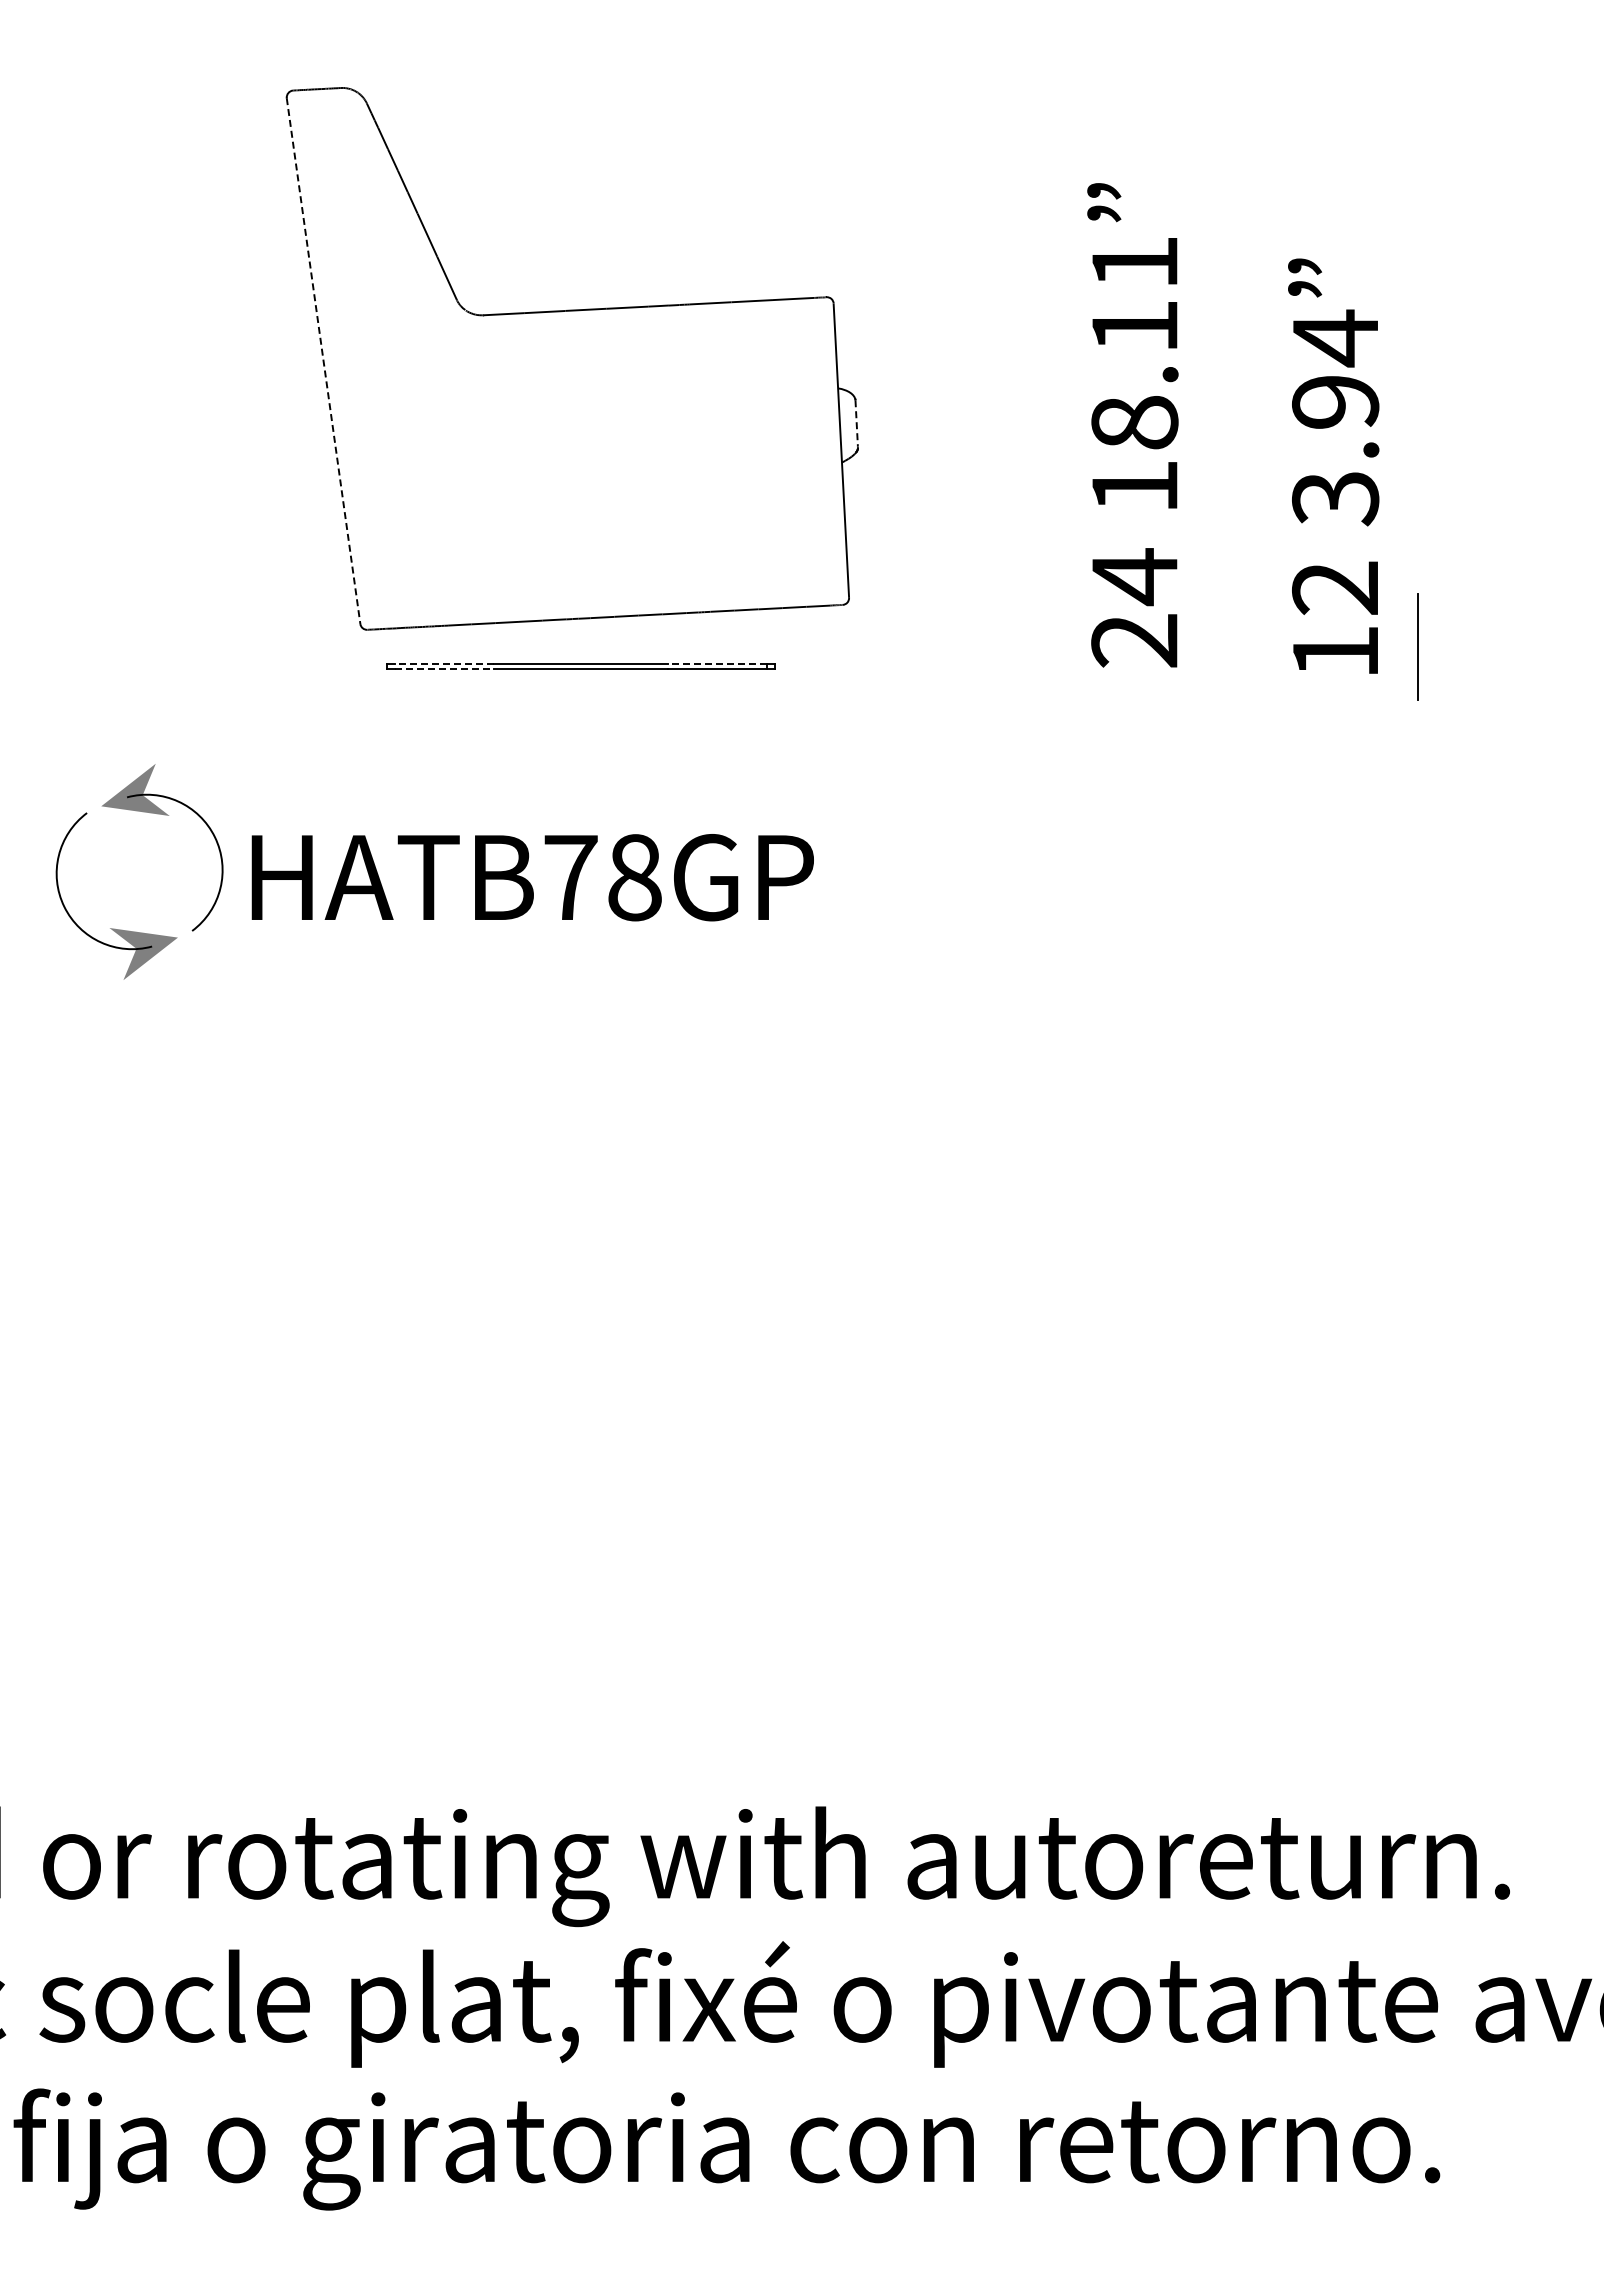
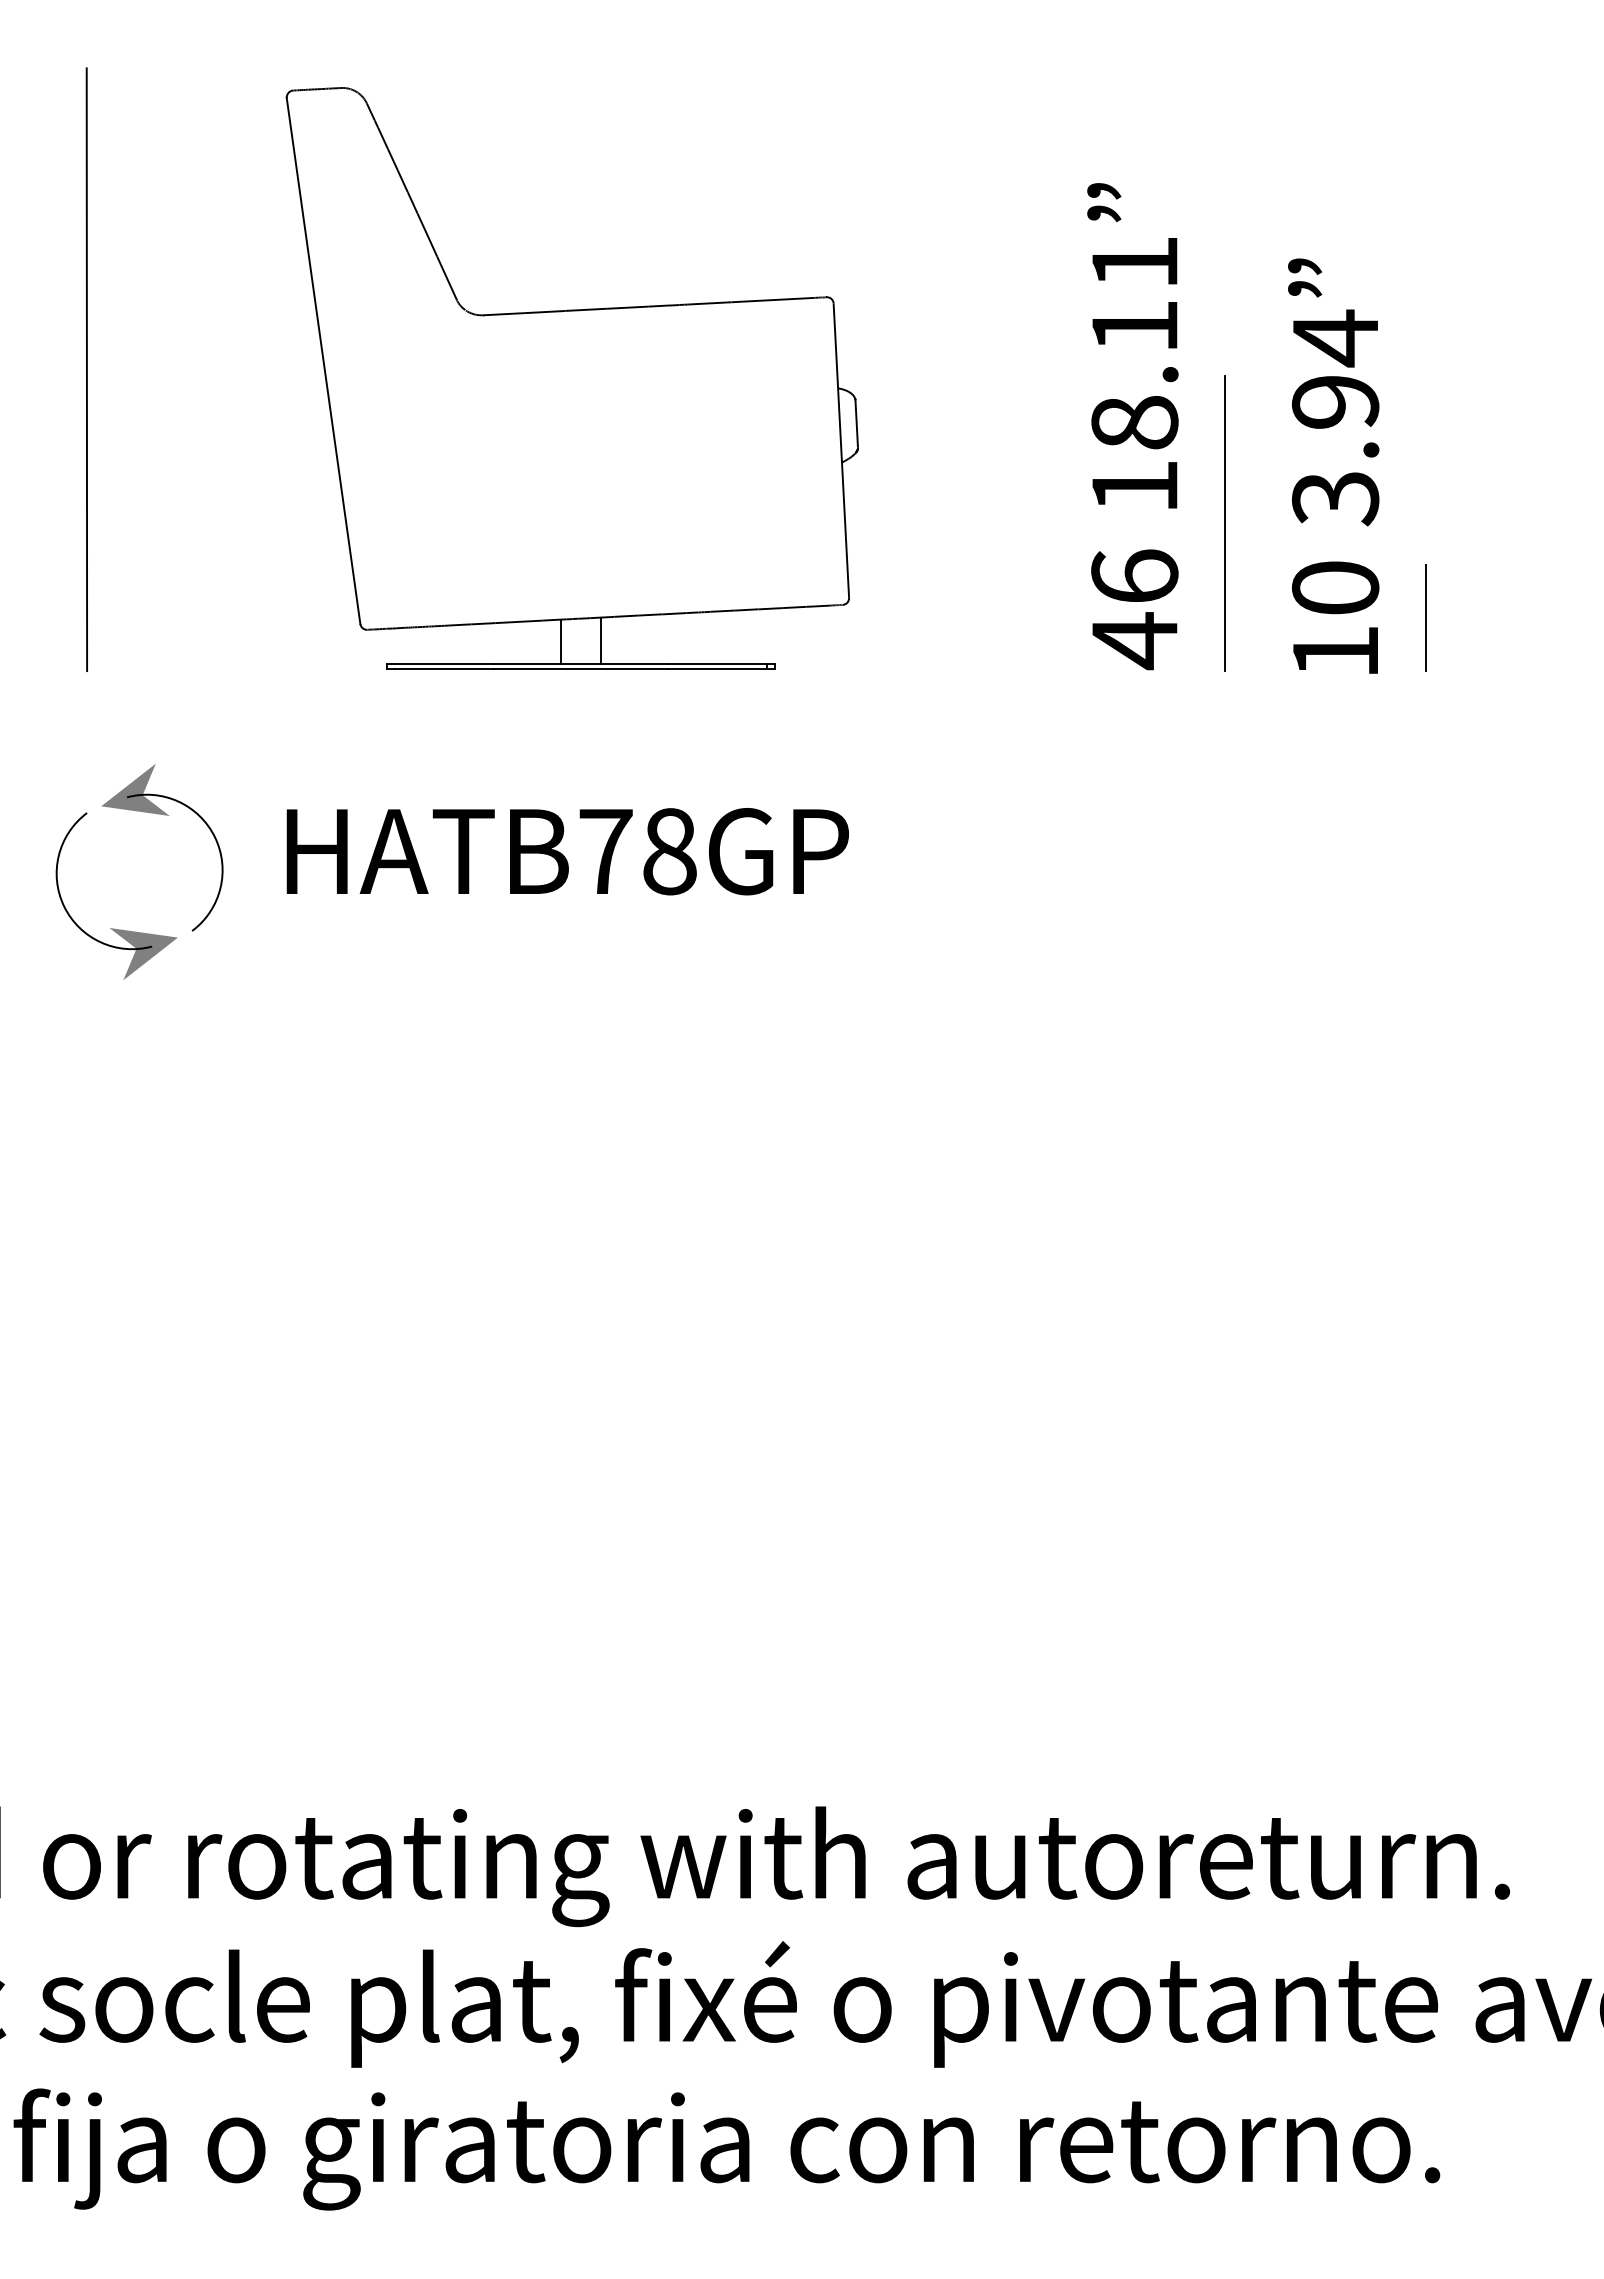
line: dashed -> solid (323, 361)
line: none -> present (86, 369)
line: dashed -> solid (856, 423)
line: none -> present (1225, 523)
text: 12 -> 10 (1335, 587)
text: 24 -> 46 (1134, 609)
line: none -> present (601, 640)
line: none -> present (561, 641)
line position: (1417, 646) -> (1425, 617) (1425, 617)
line: dashed -> solid (444, 663)
line: dashed -> solid (717, 663)
line: dashed -> solid (444, 669)
text position: (532, 877) -> (567, 851) (567, 851)
